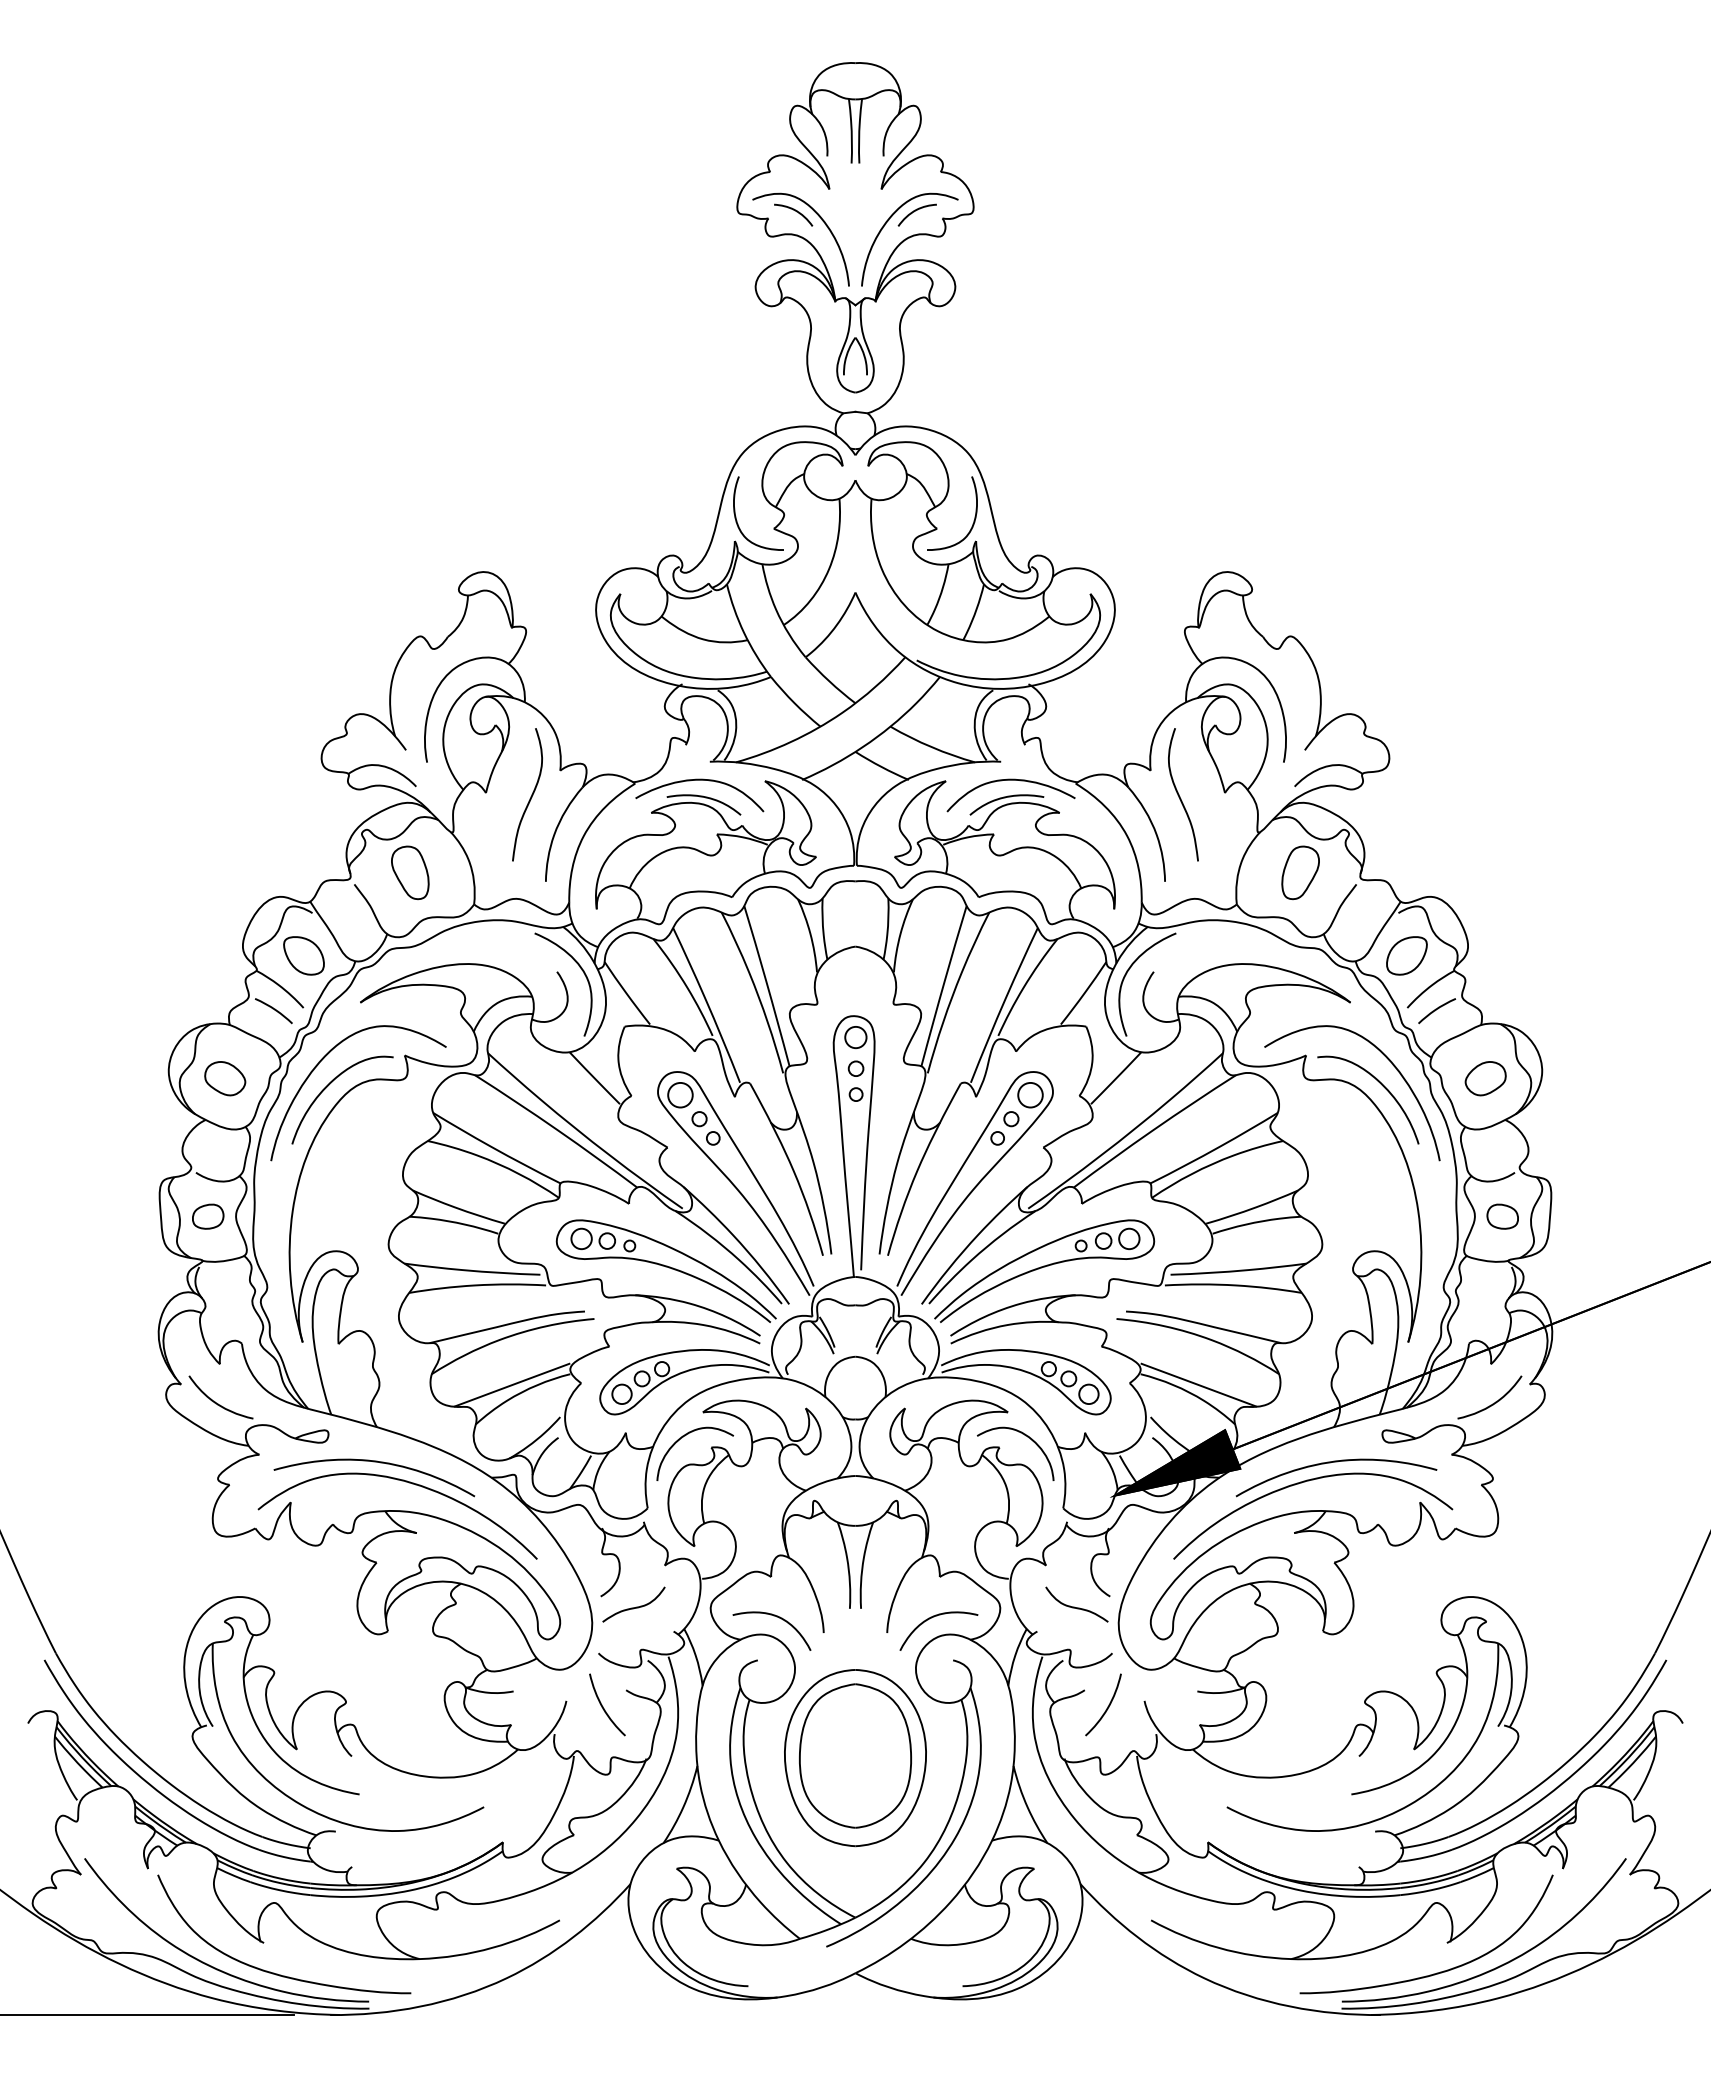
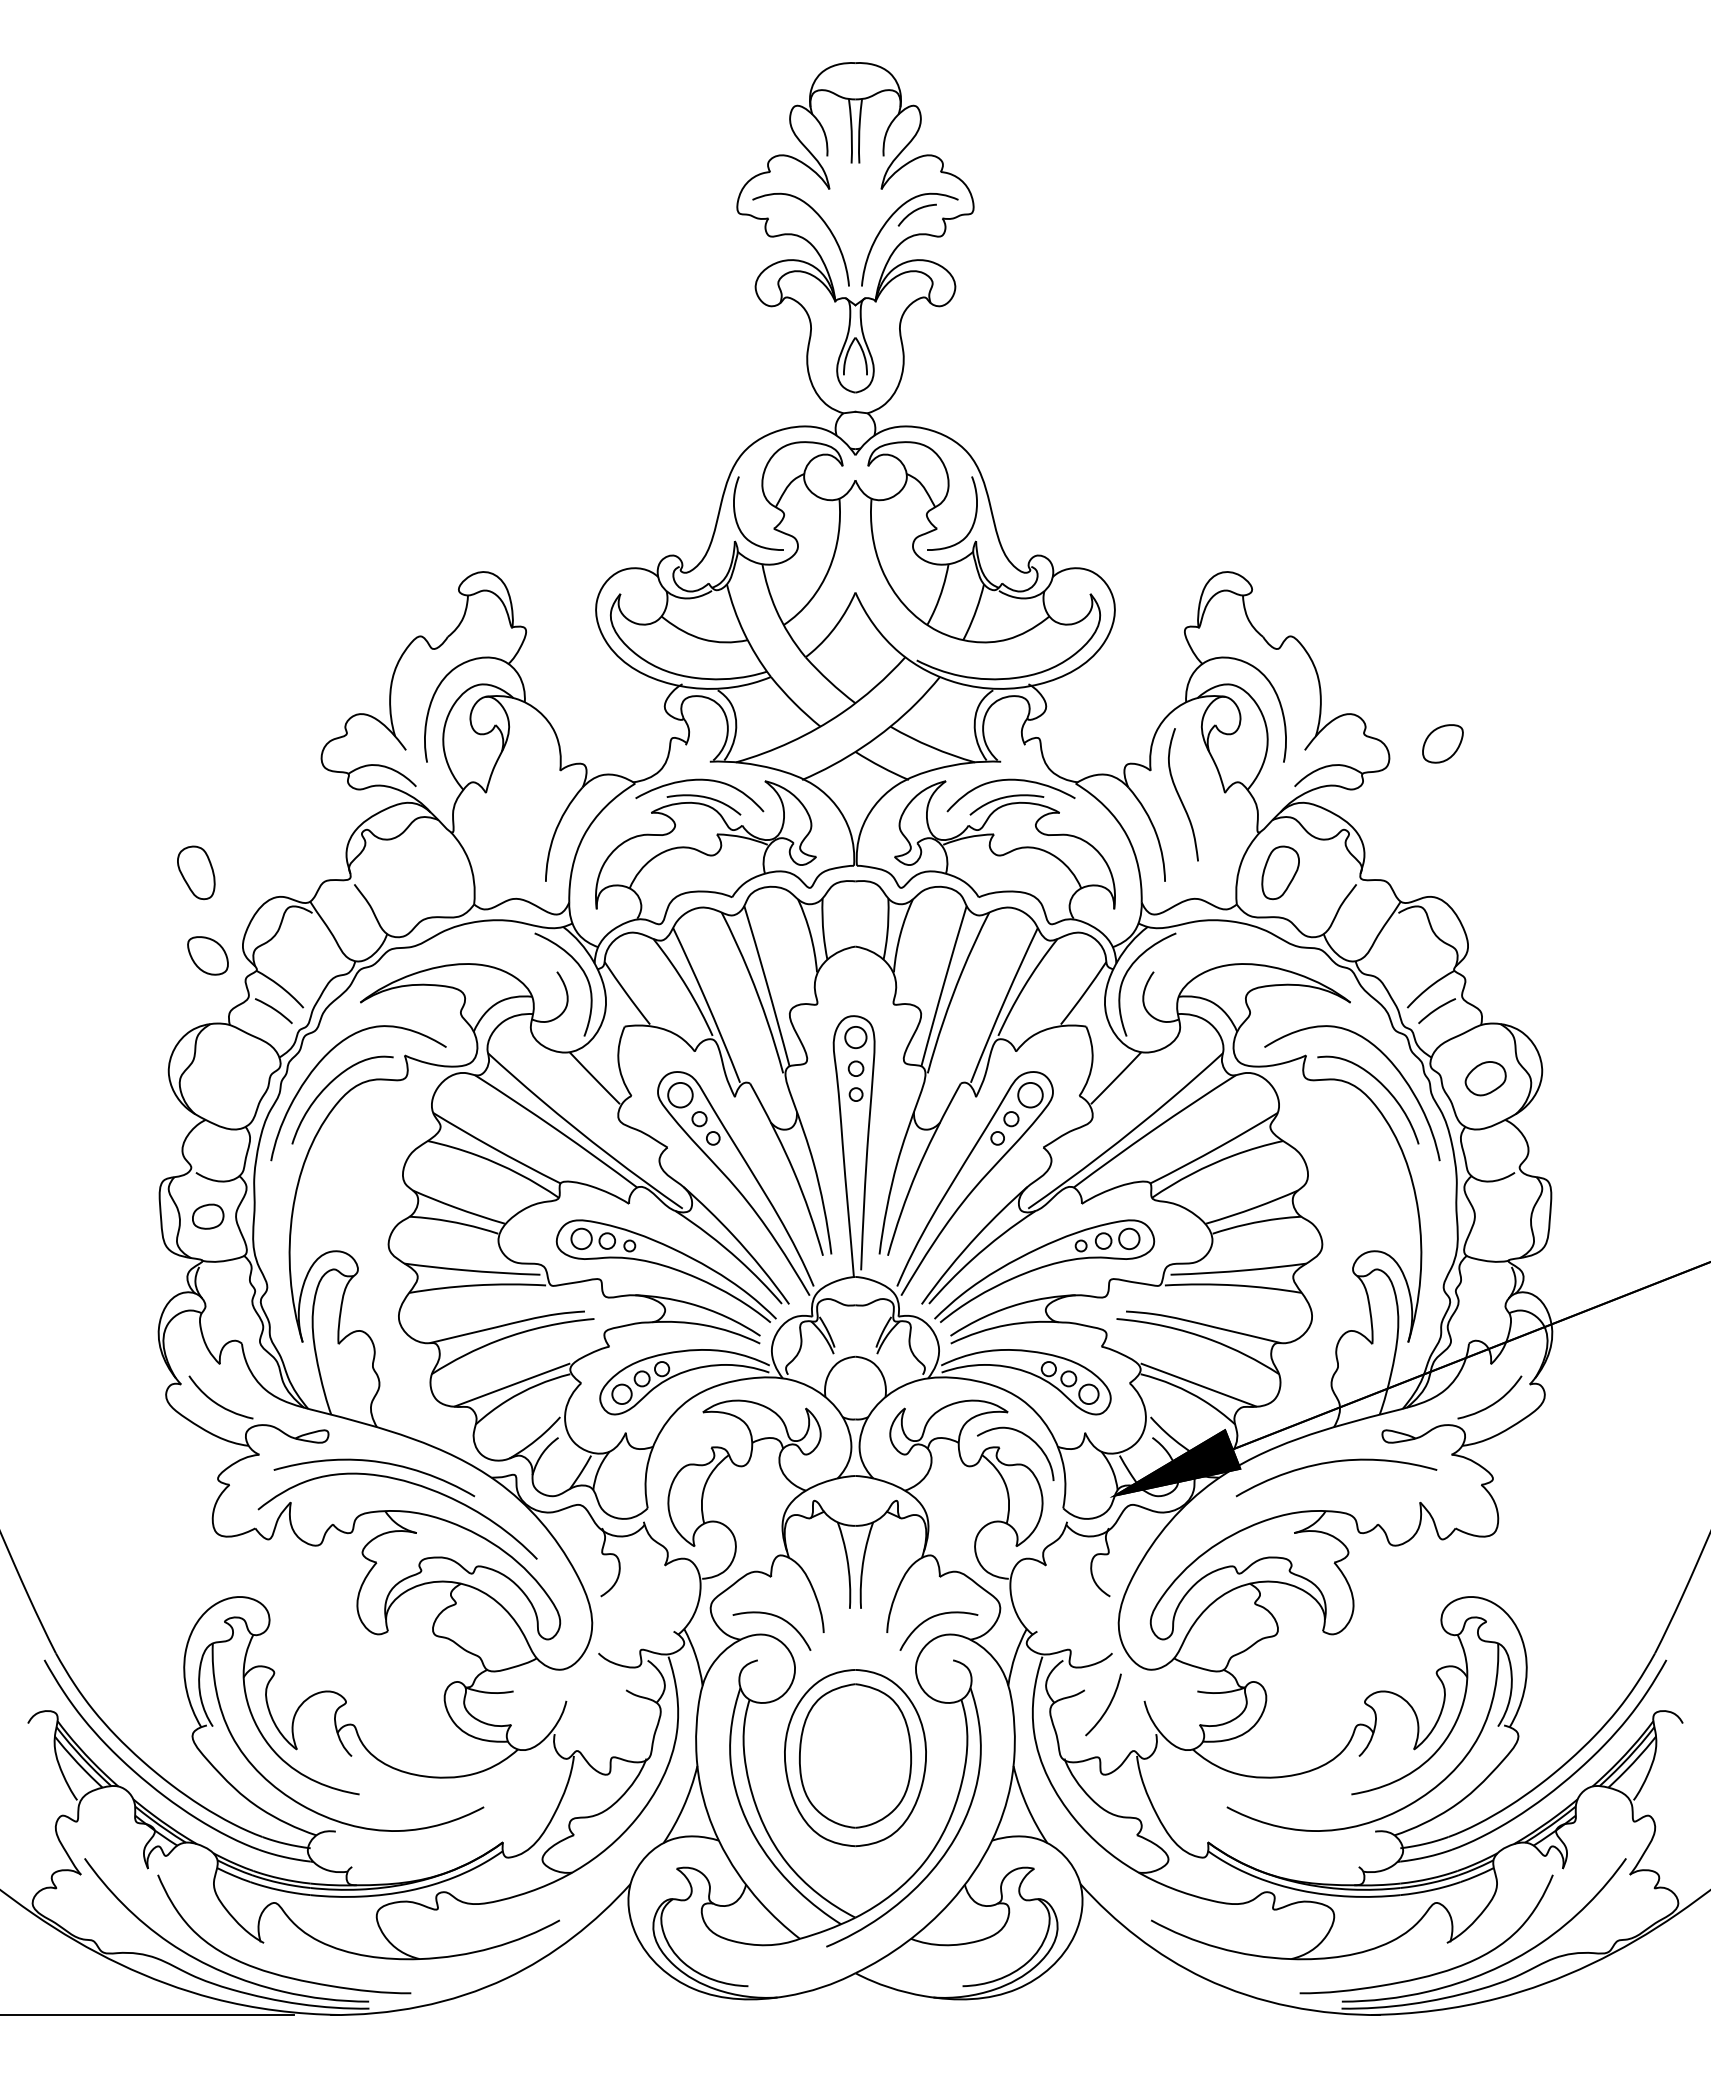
curve: present -> none (795, 211)
curve: present -> none (530, 796)
part position: (410, 872) -> (196, 872) (196, 872)
part position: (1300, 872) -> (1280, 872) (1280, 872)
part position: (303, 955) -> (207, 955) (207, 955)
part position: (1406, 955) -> (1442, 743) (1442, 743)
part: present -> none (225, 1078)
part: present -> none (1502, 1216)
curve: present -> none (685, 1436)
curve: present -> none (1305, 1482)
curve: present -> none (1074, 1606)
curve: present -> none (633, 1607)
curve: present -> none (603, 1706)
